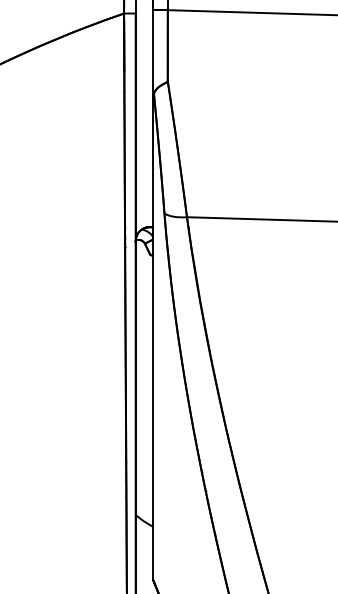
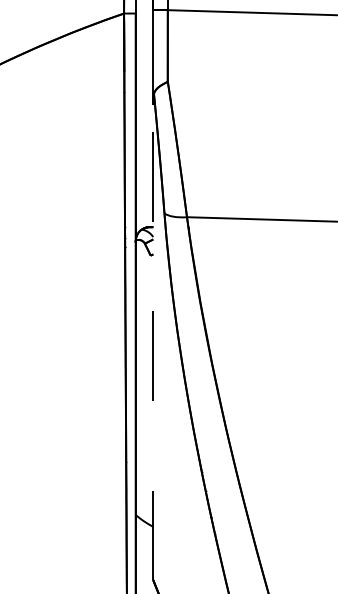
line: solid -> dashed (153, 342)
